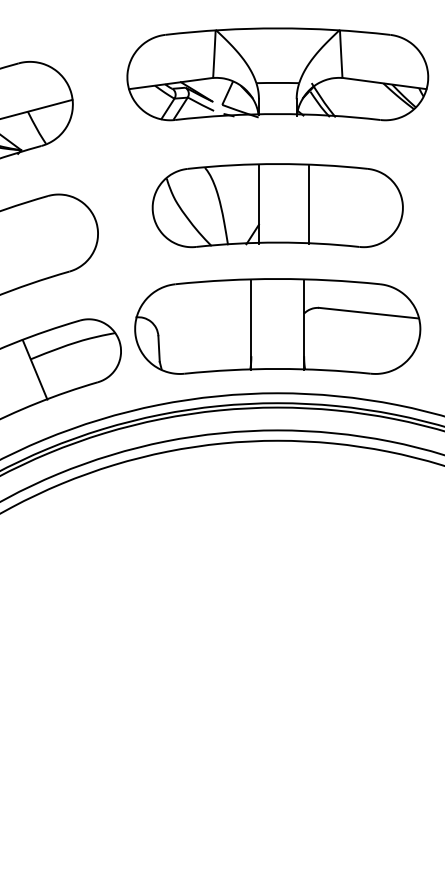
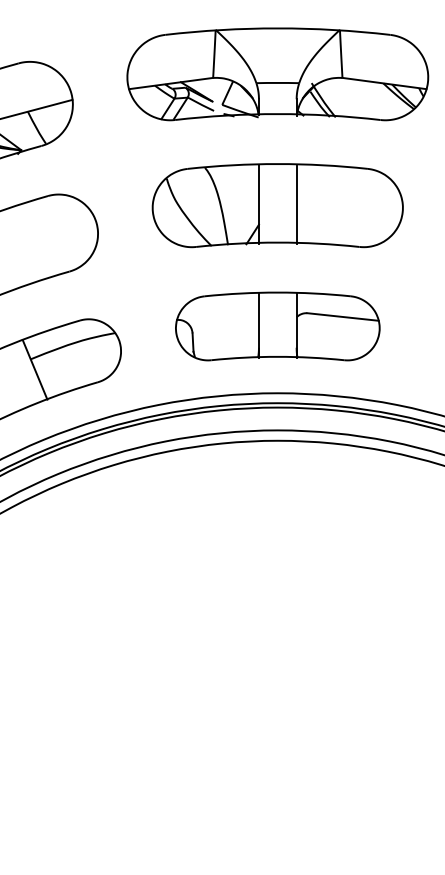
line position: (308, 204) -> (296, 204) (296, 204)
part size: 288x97 px -> 206x71 px (277, 326)
